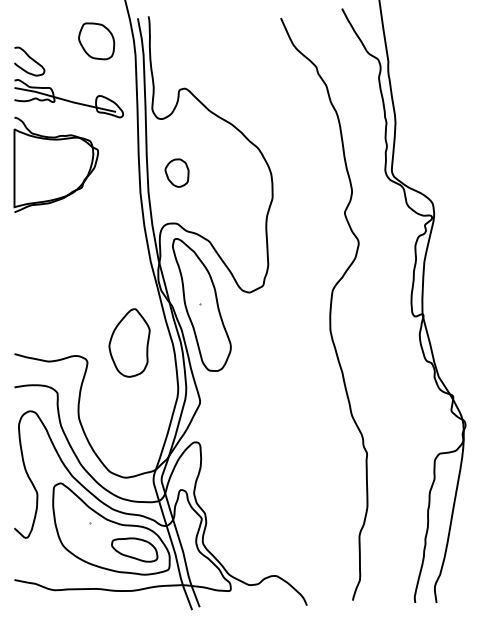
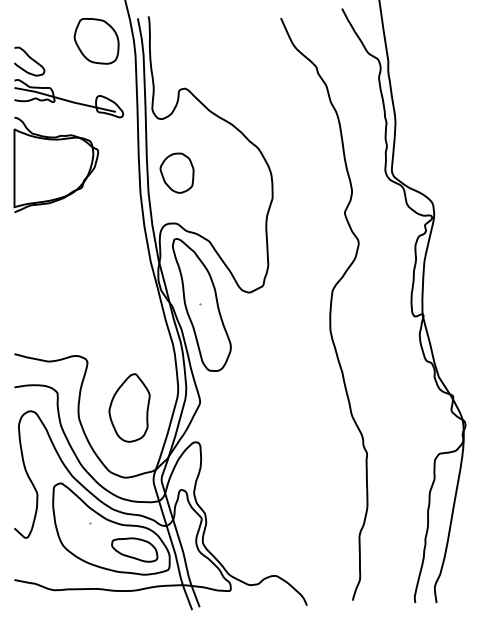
part size: 38x39 px -> 47x47 px (96, 41)
part size: 26x30 px -> 36x42 px (176, 172)
part position: (129, 342) -> (129, 407) (129, 407)
